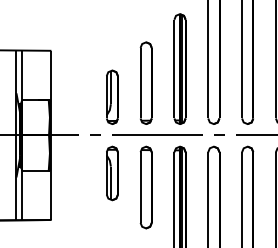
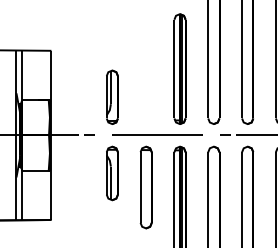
part: present -> none (145, 82)
curve position: (95, 134) -> (89, 134) (89, 134)
curve position: (219, 134) -> (225, 134) (225, 134)
